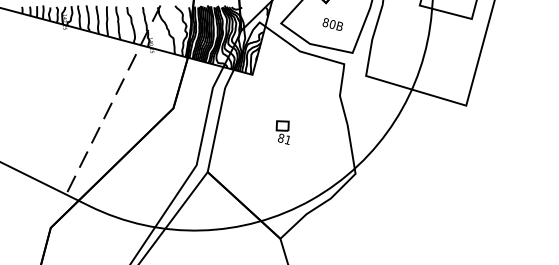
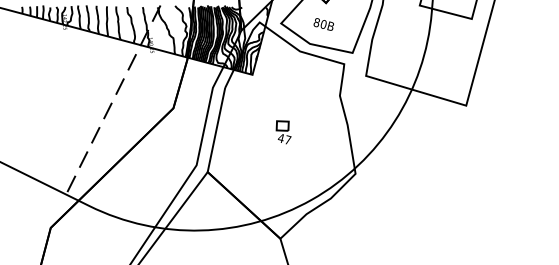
text position: (332, 24) -> (323, 24) (323, 24)
text: 81 -> 47 (284, 138)
